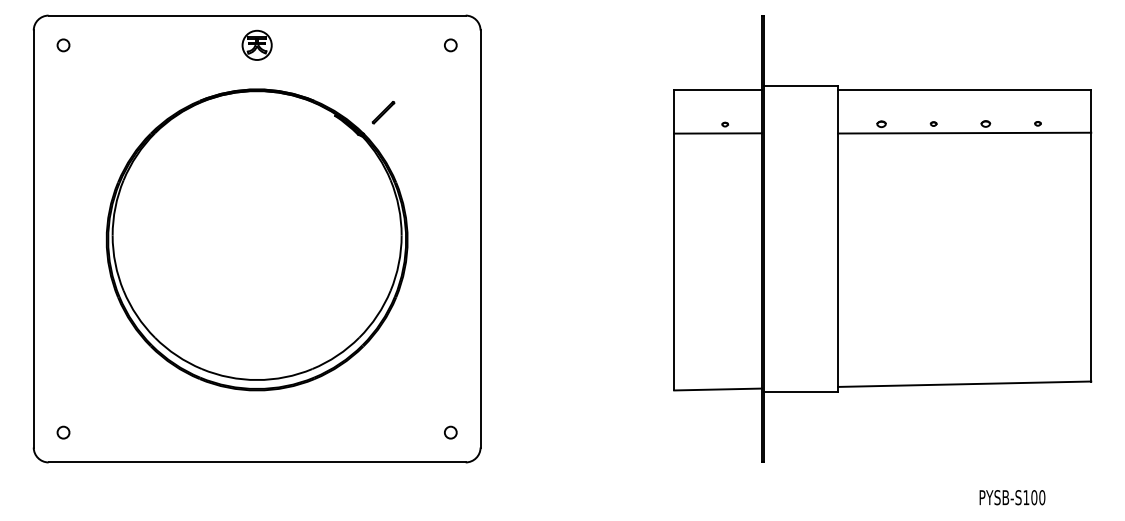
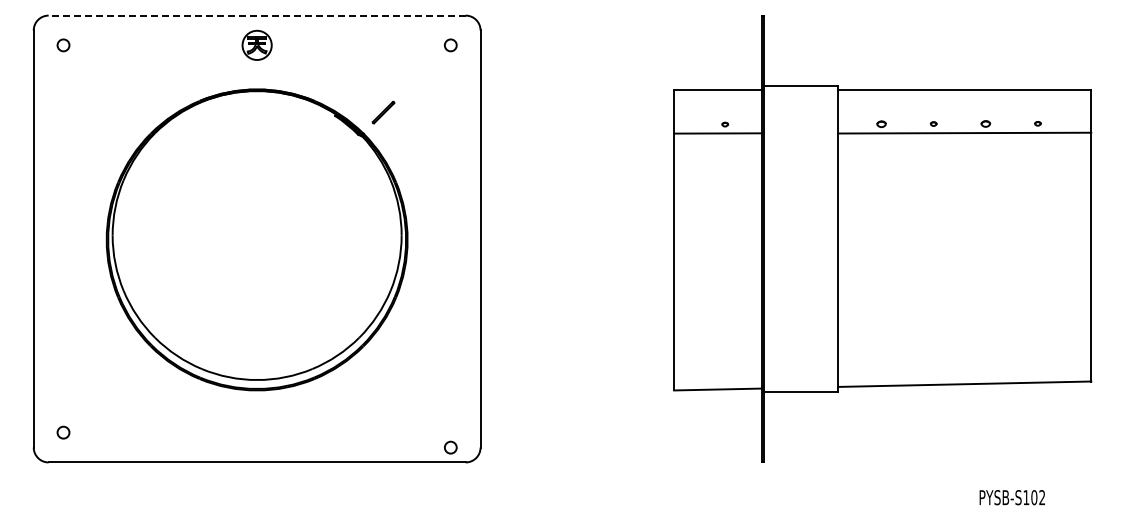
line: solid -> dashed (257, 15)
circle position: (450, 432) -> (450, 447) (450, 447)
text: PYSB-S100 -> PYSB-S102 (1042, 497)
